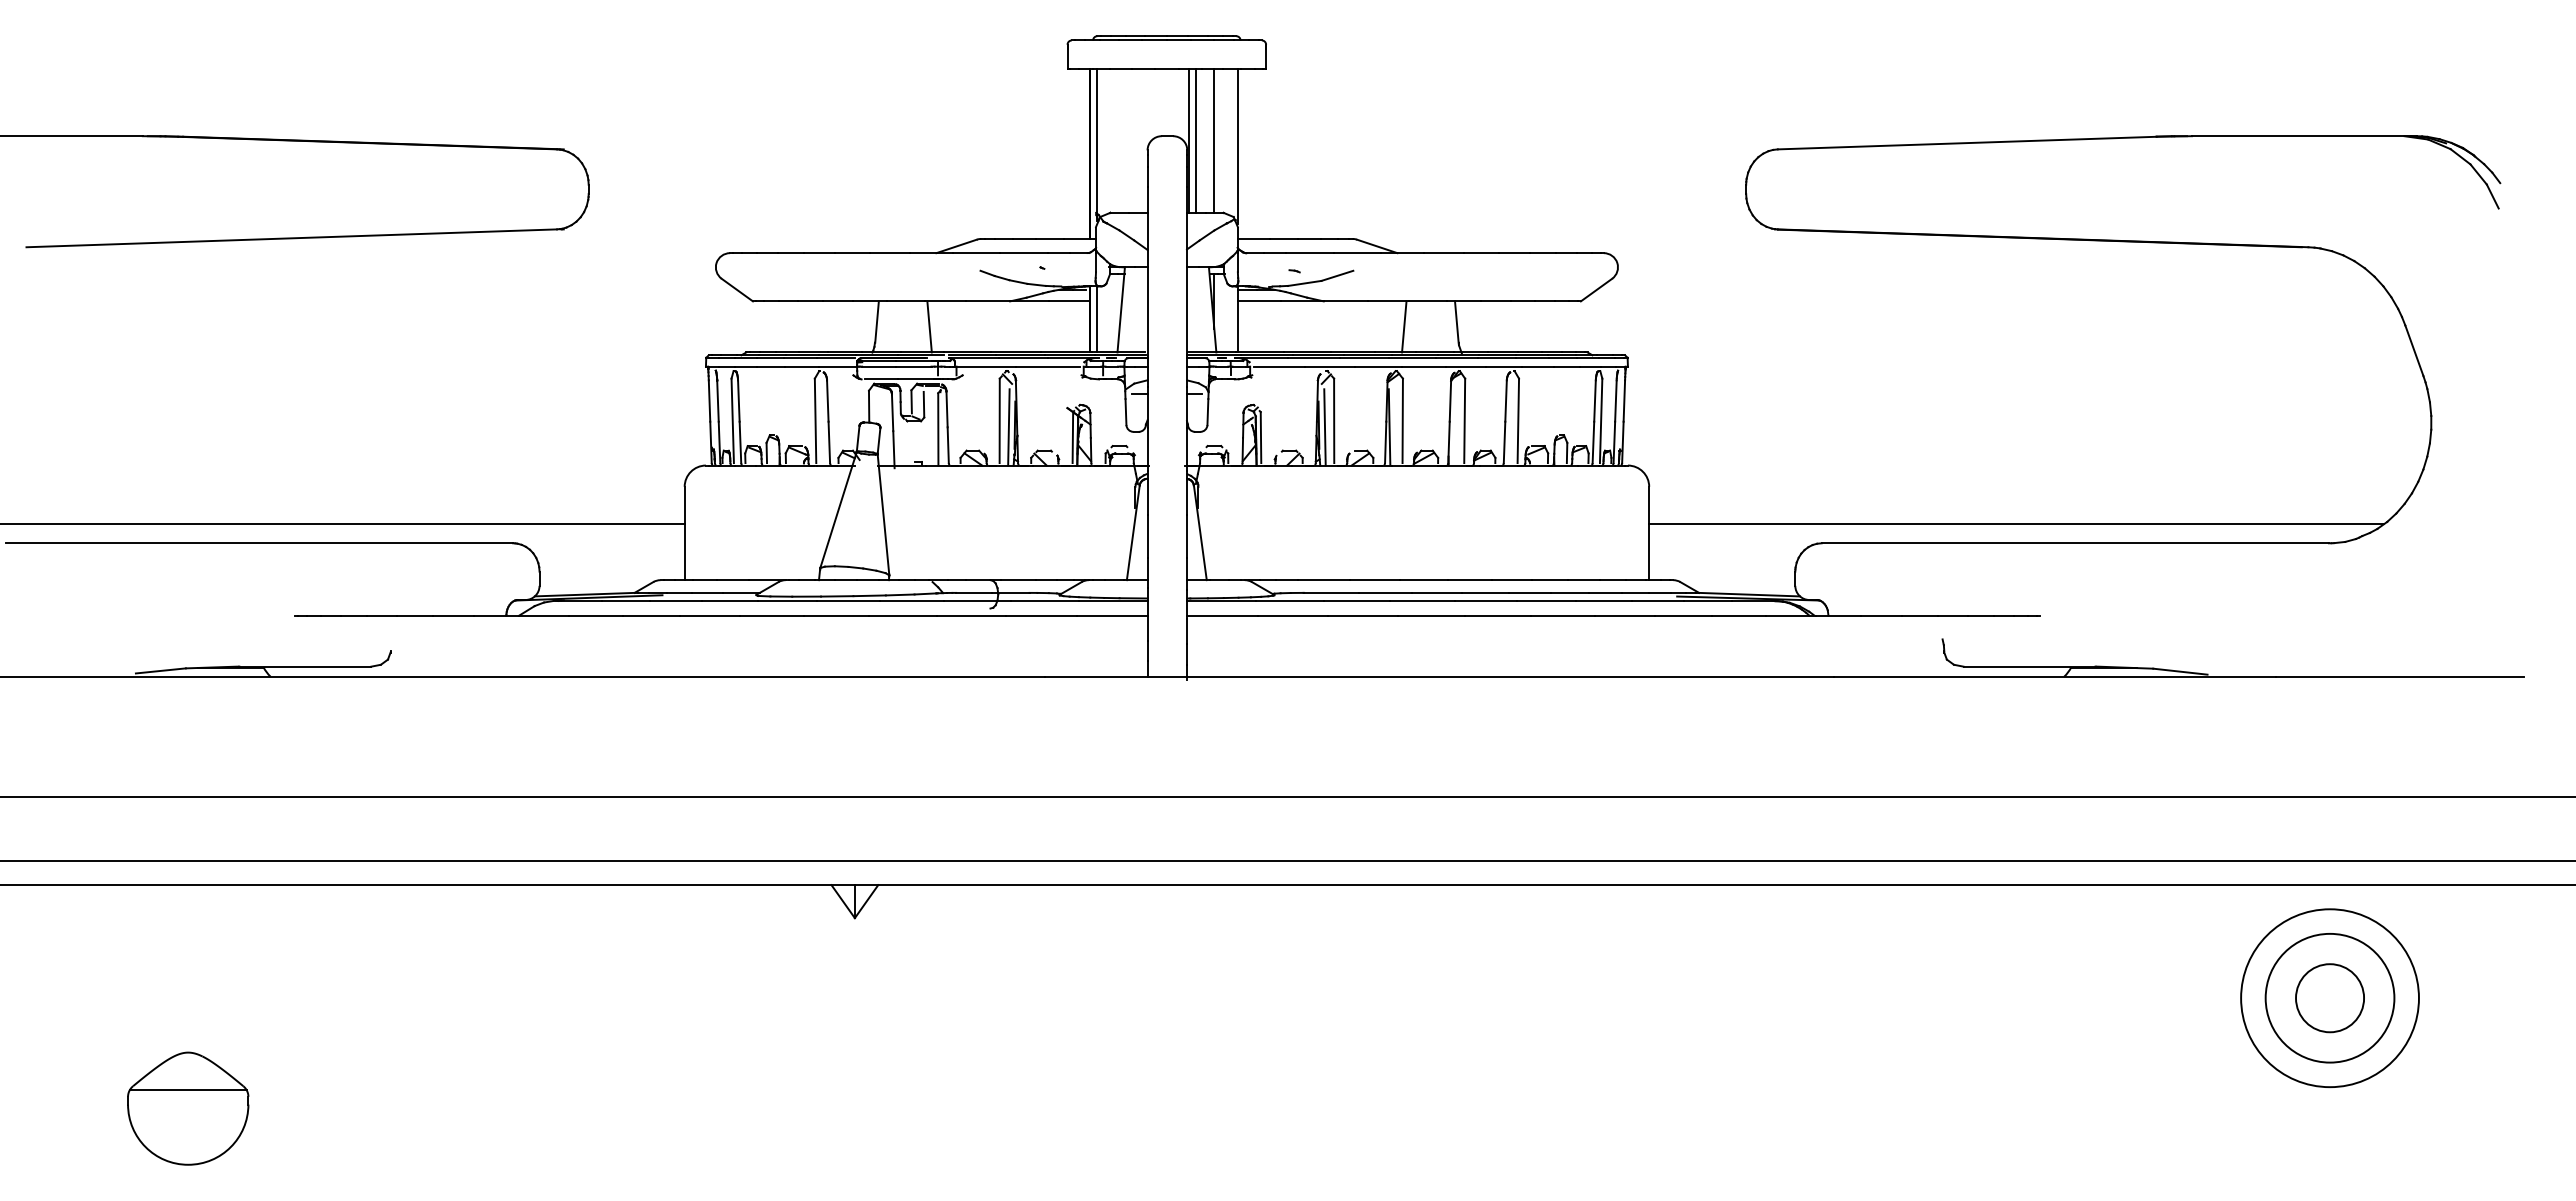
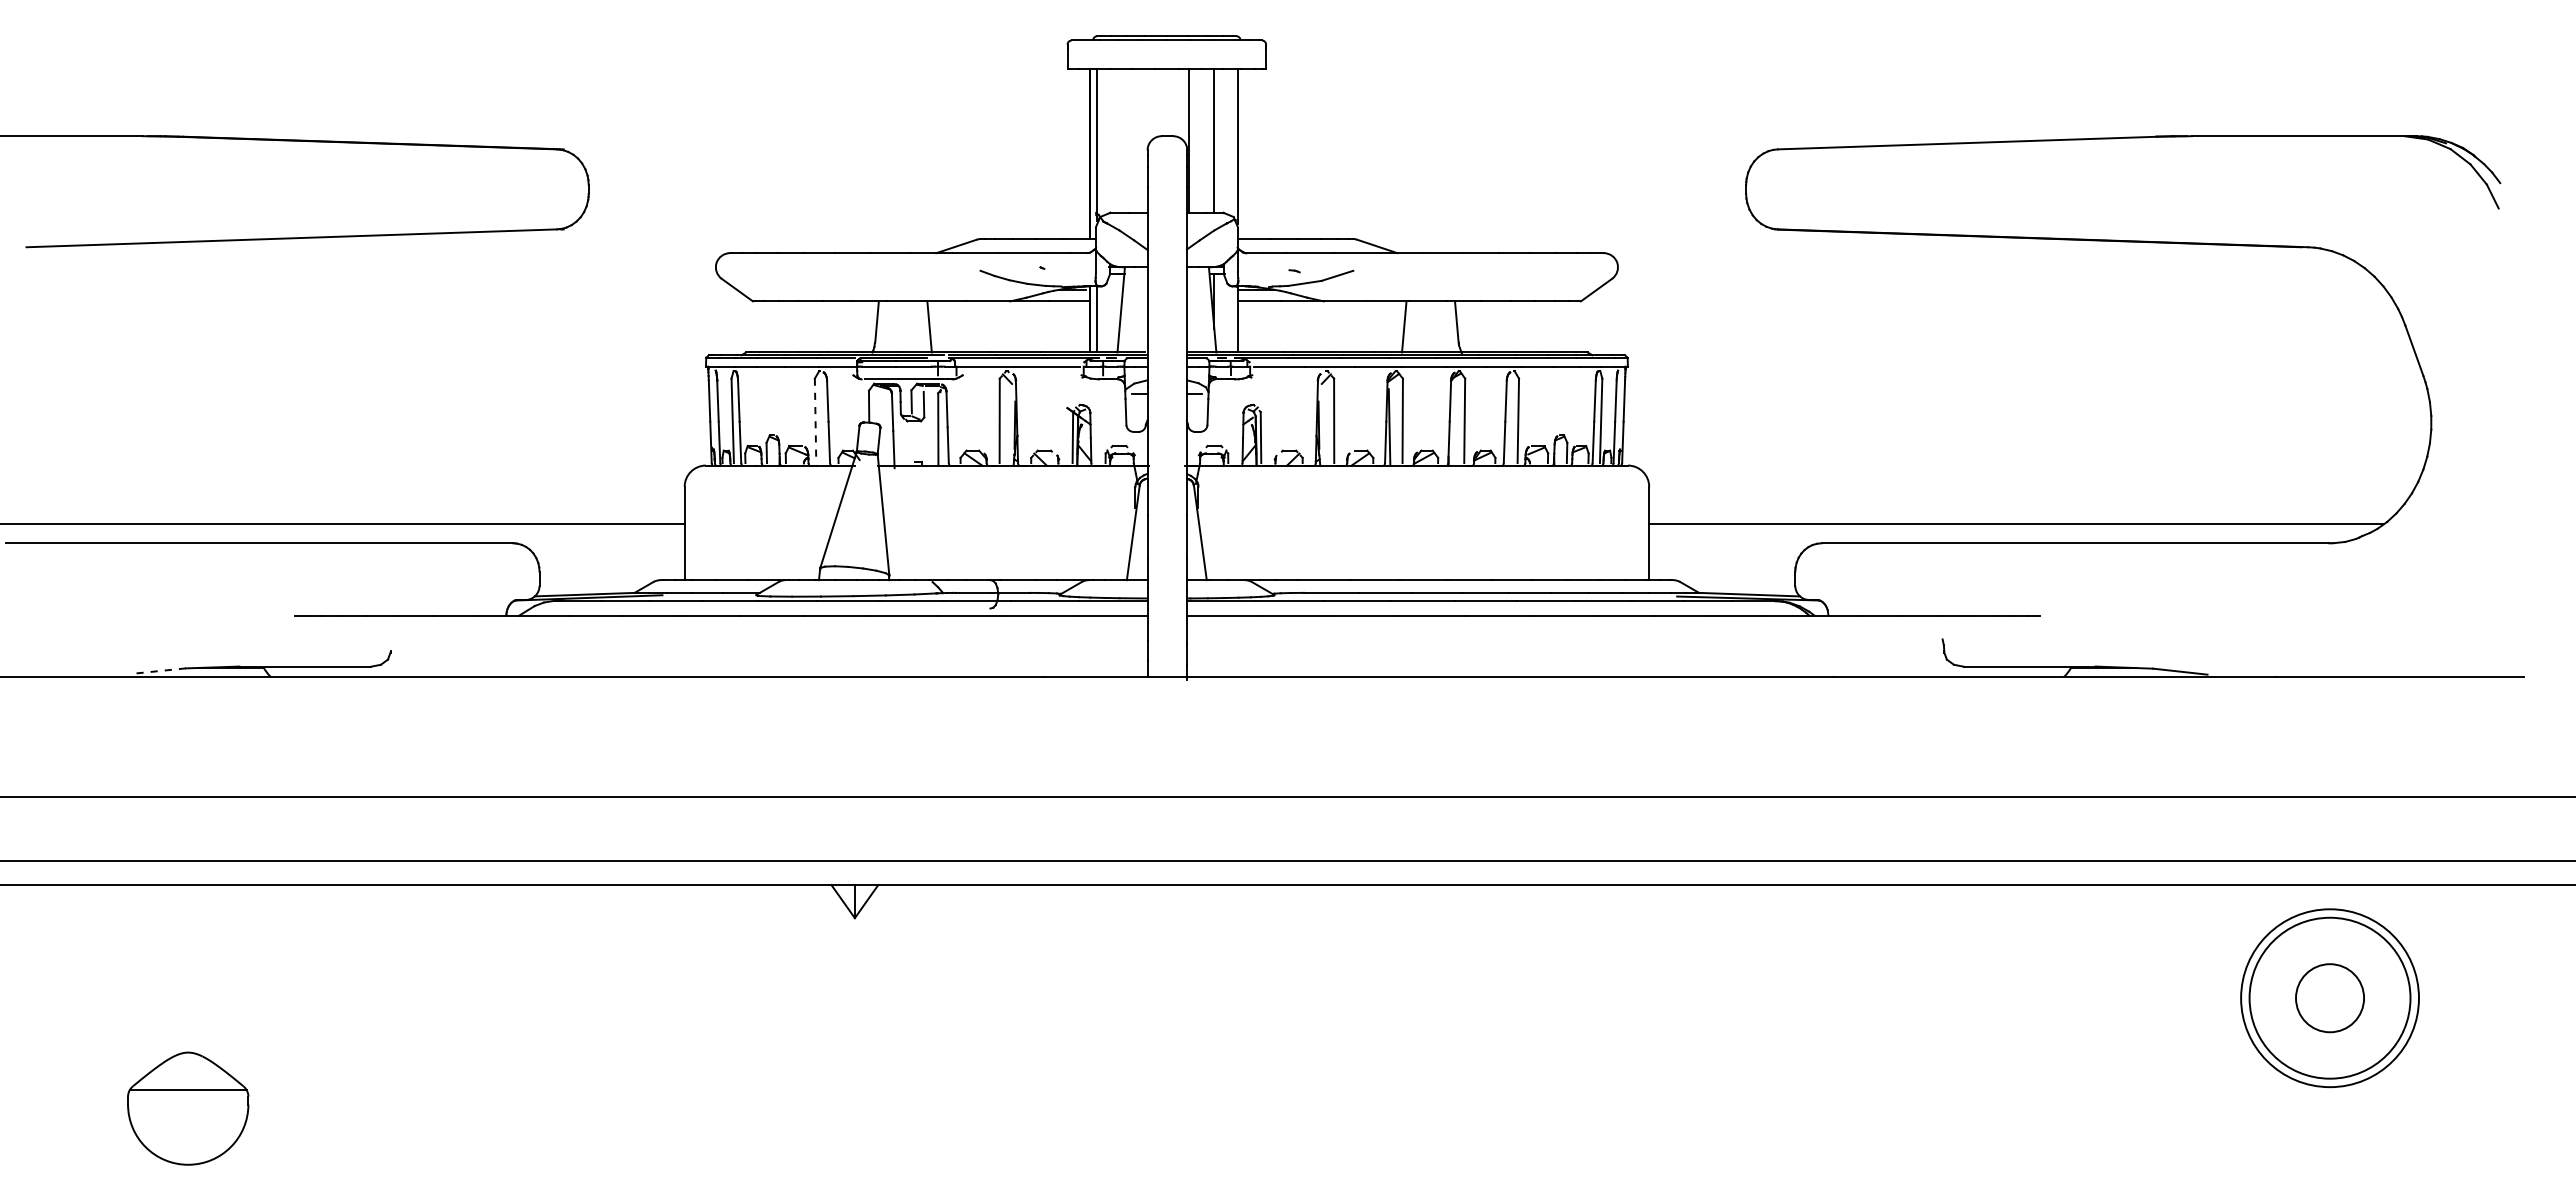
line: present -> none (1195, 140)
line: solid -> dashed (815, 421)
line: present -> none (1008, 427)
line: present -> none (1324, 427)
line: solid -> dashed (160, 670)
circle diameter: 129 px -> 161 px (2329, 997)
